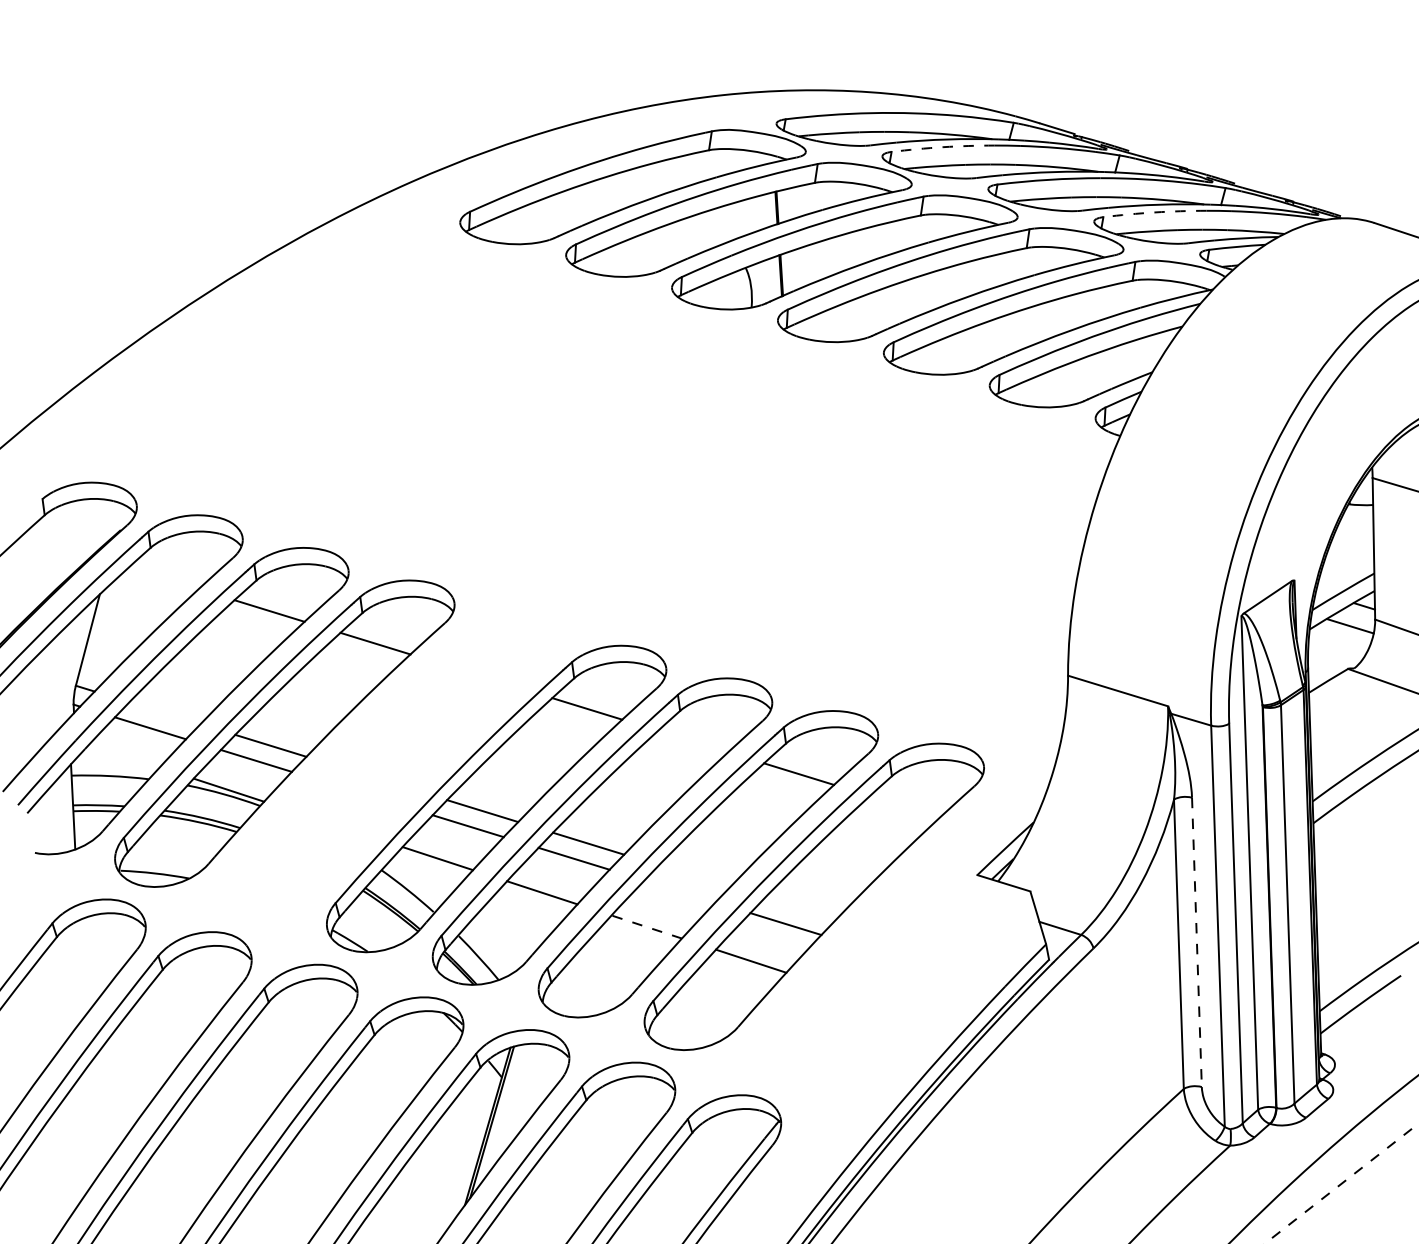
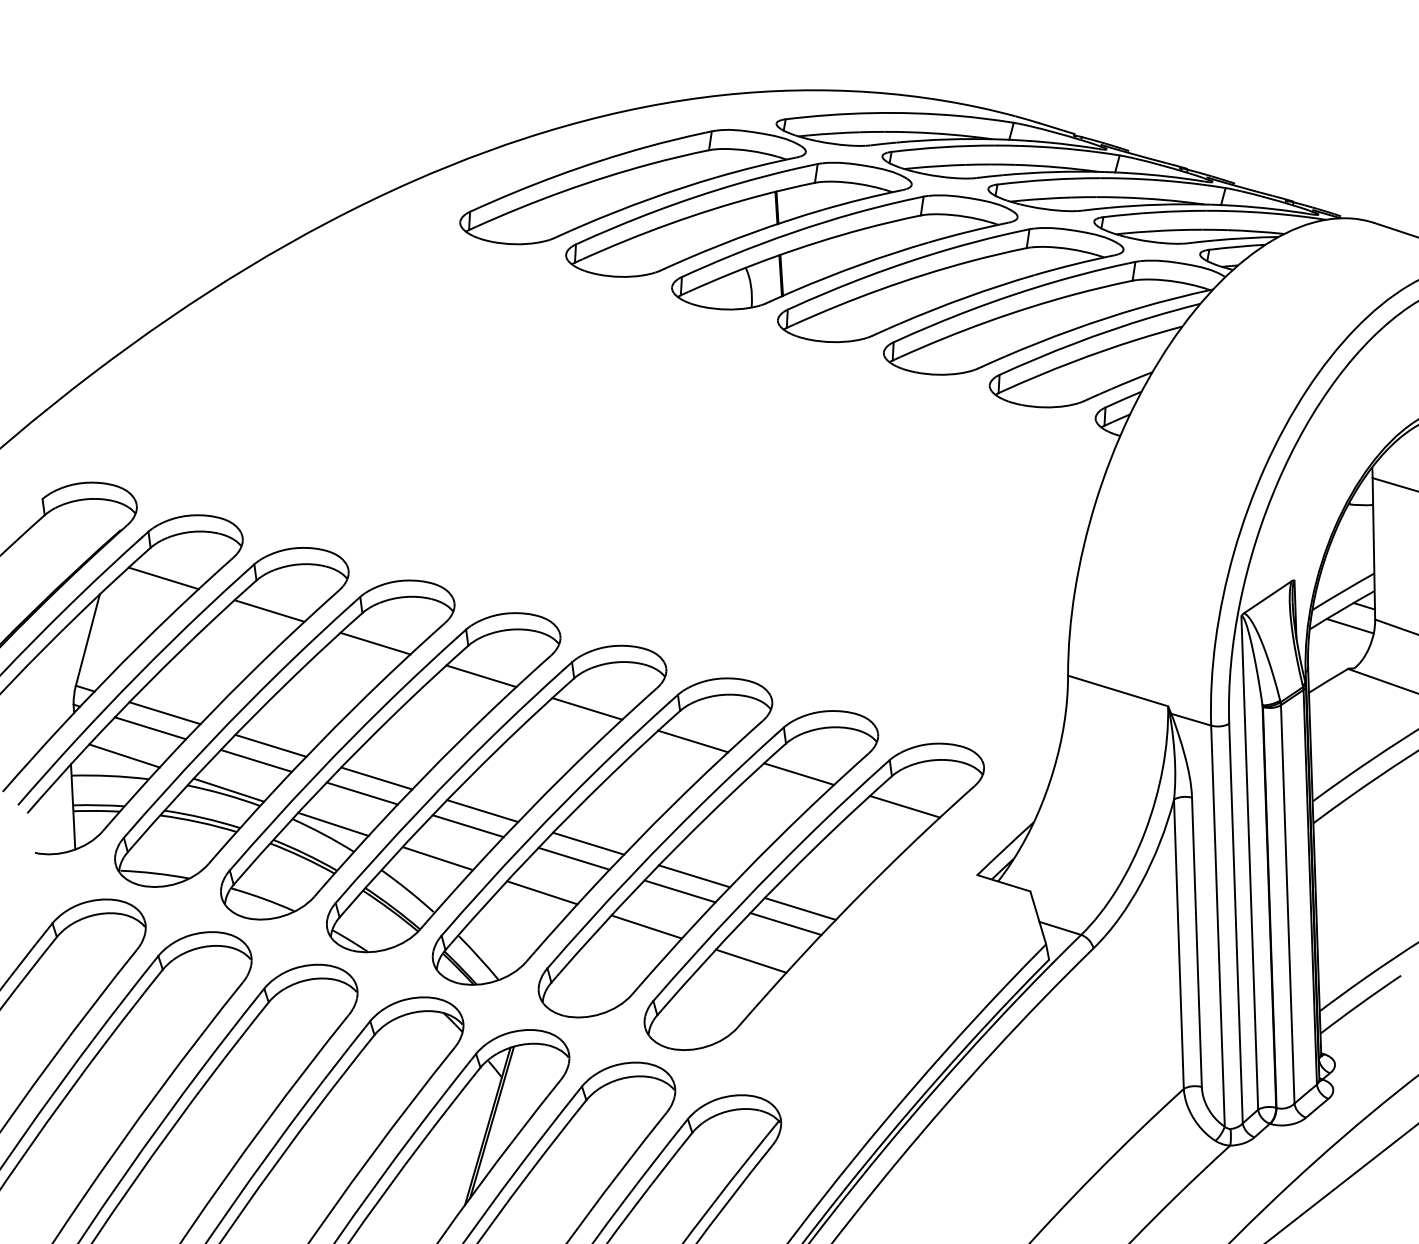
arc: dashed -> solid (943, 147)
arc: dashed -> solid (1154, 212)
line: none -> present (163, 578)
line: none -> present (164, 713)
line: none -> present (693, 741)
line: none -> present (124, 755)
part: none -> present (390, 766)
line: none -> present (905, 806)
line: none -> present (694, 876)
line: none -> present (679, 891)
line: none -> present (799, 908)
line: dashed -> solid (646, 926)
line: dashed -> solid (1196, 942)
line: dashed -> solid (1341, 1184)
